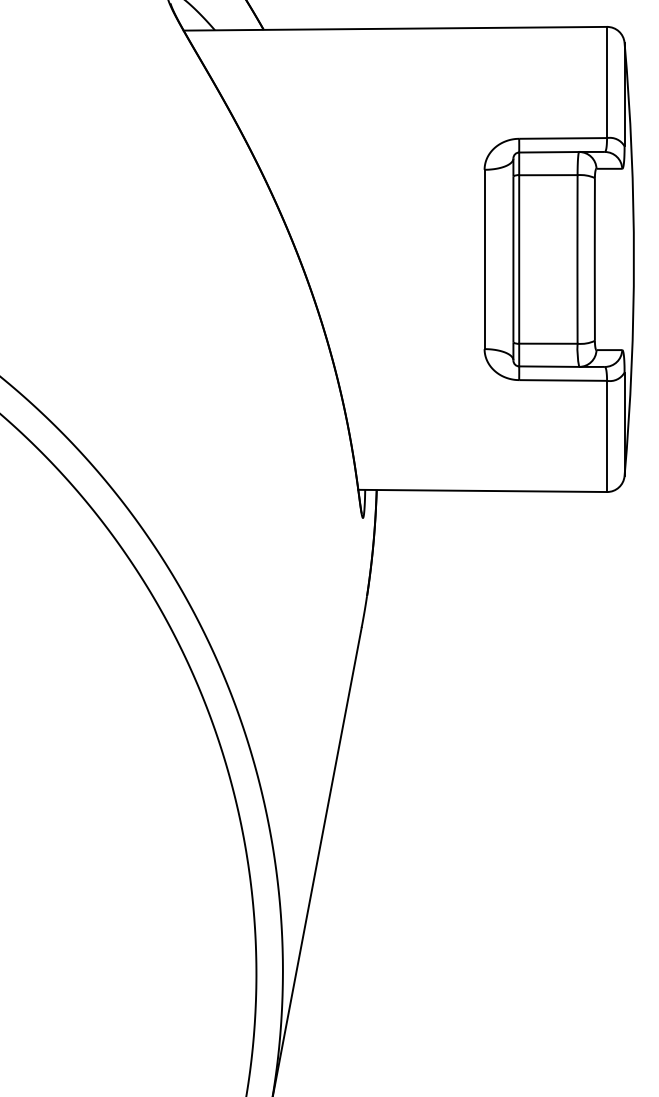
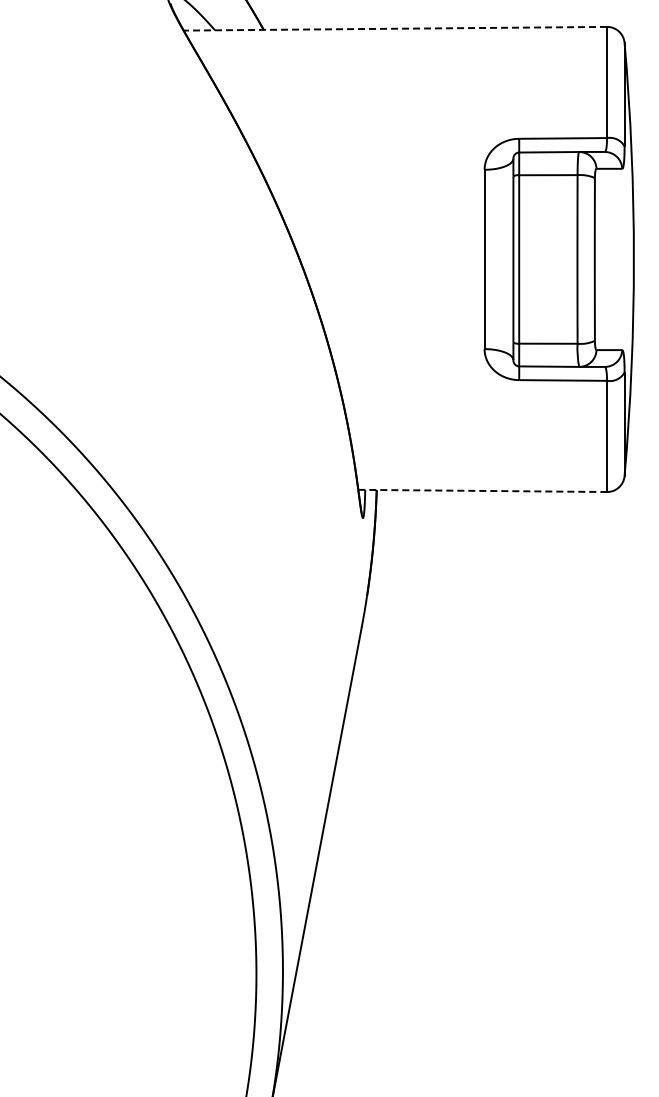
line: solid -> dashed (395, 28)
line: solid -> dashed (483, 490)
